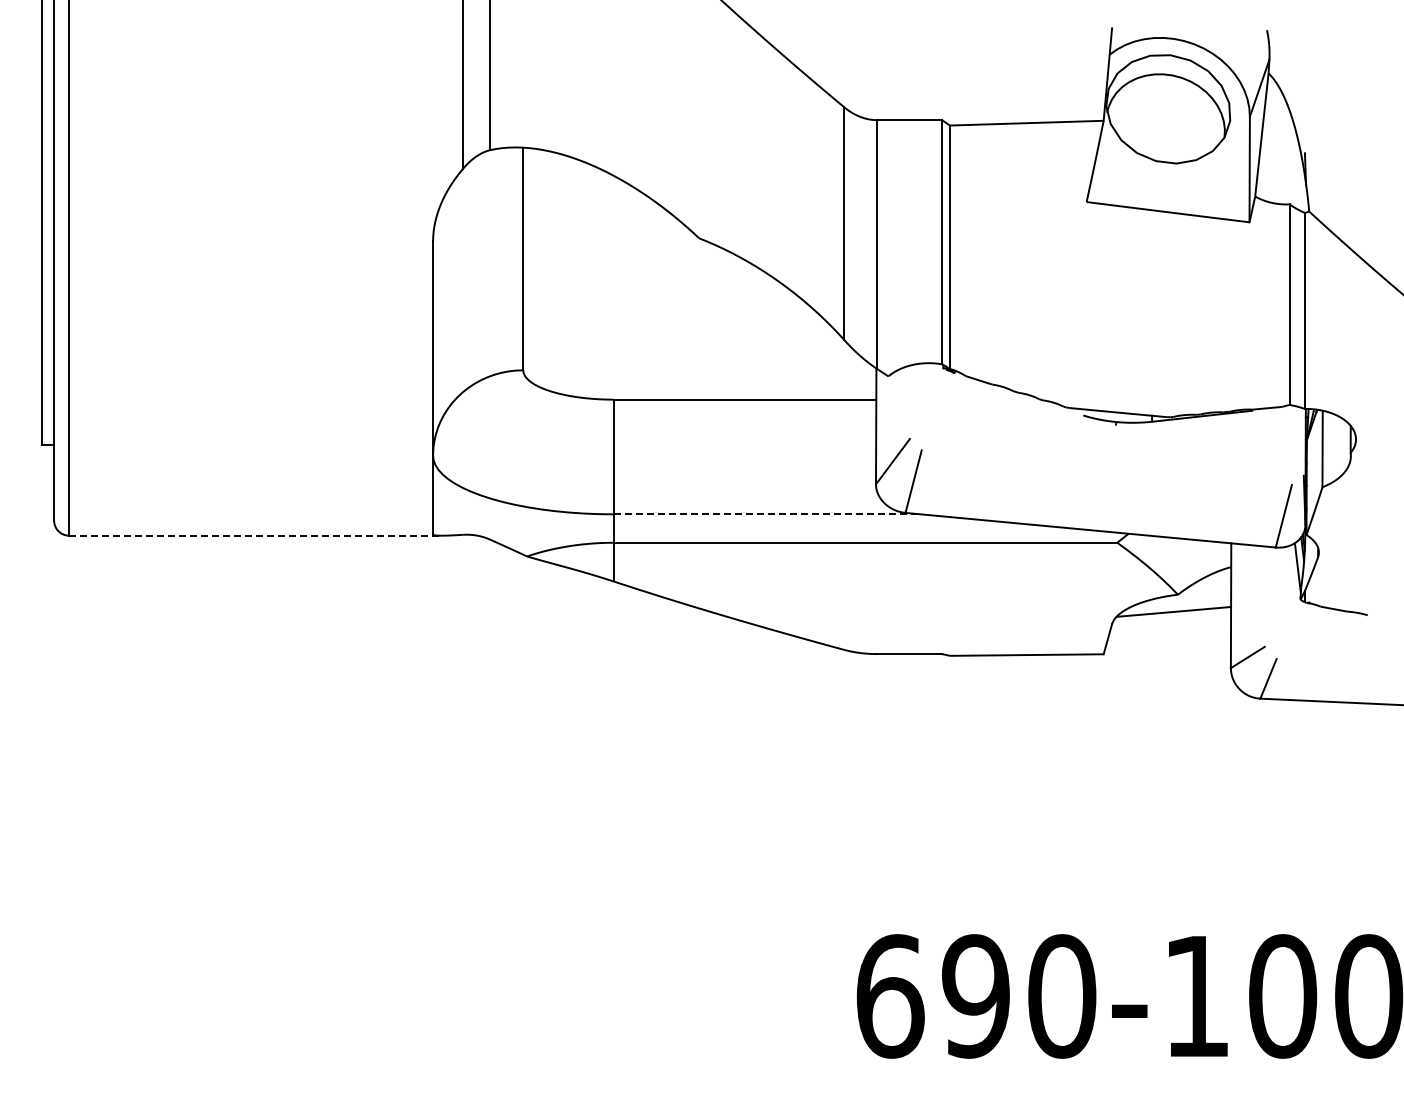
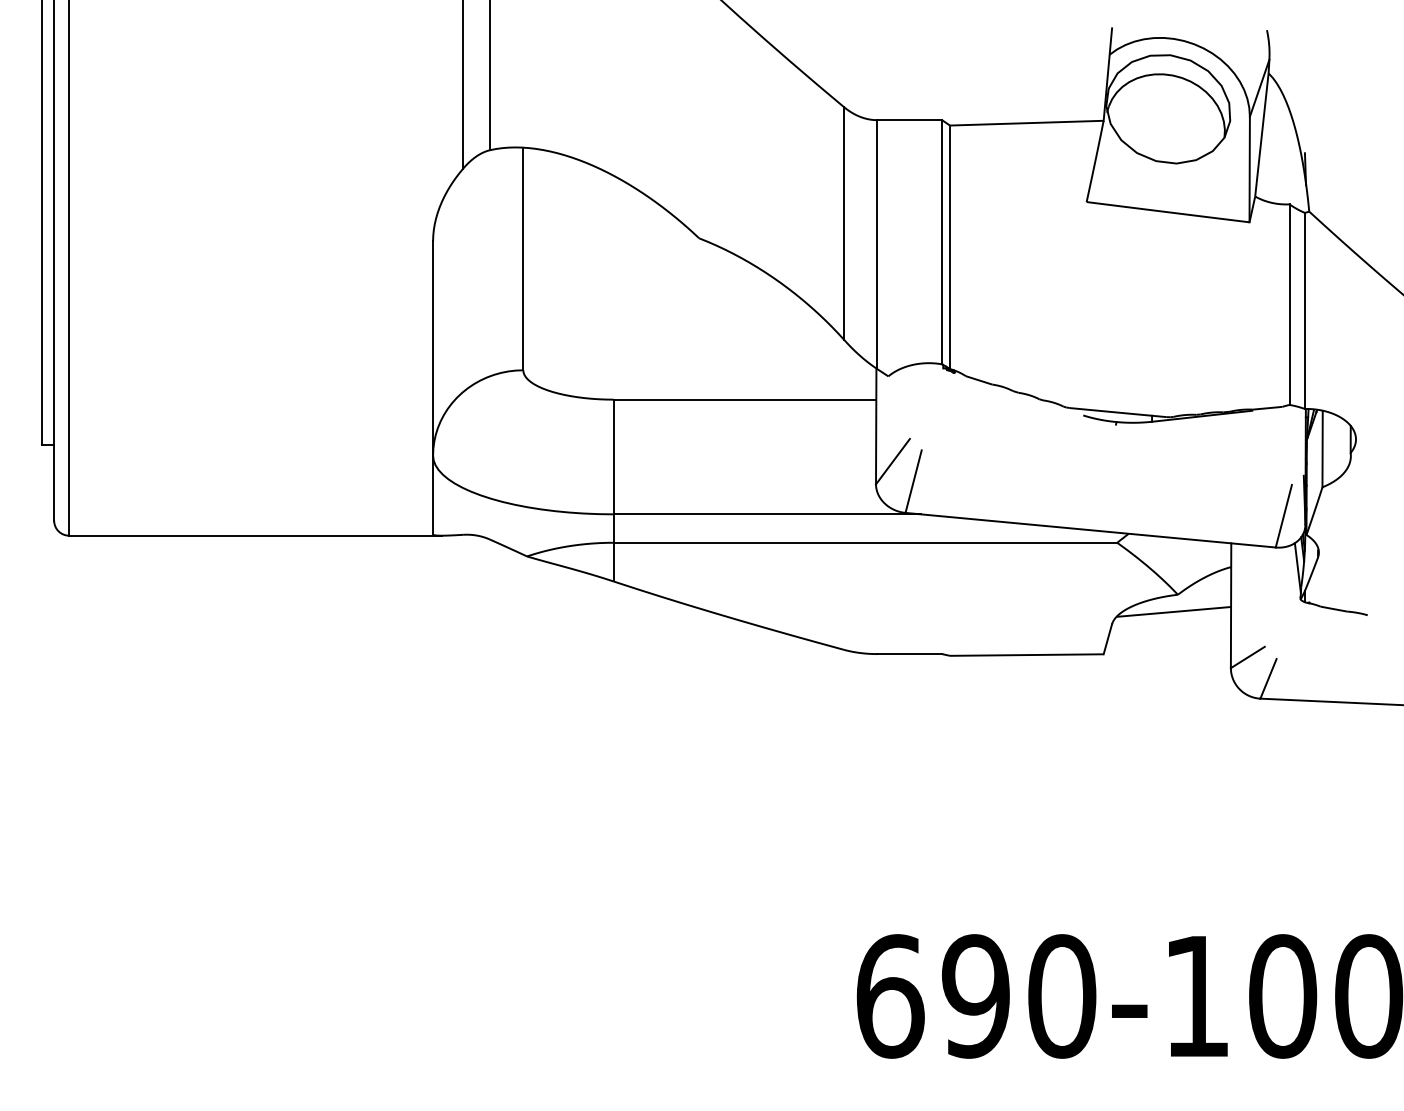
line: dashed -> solid (767, 514)
line: dashed -> solid (255, 535)
